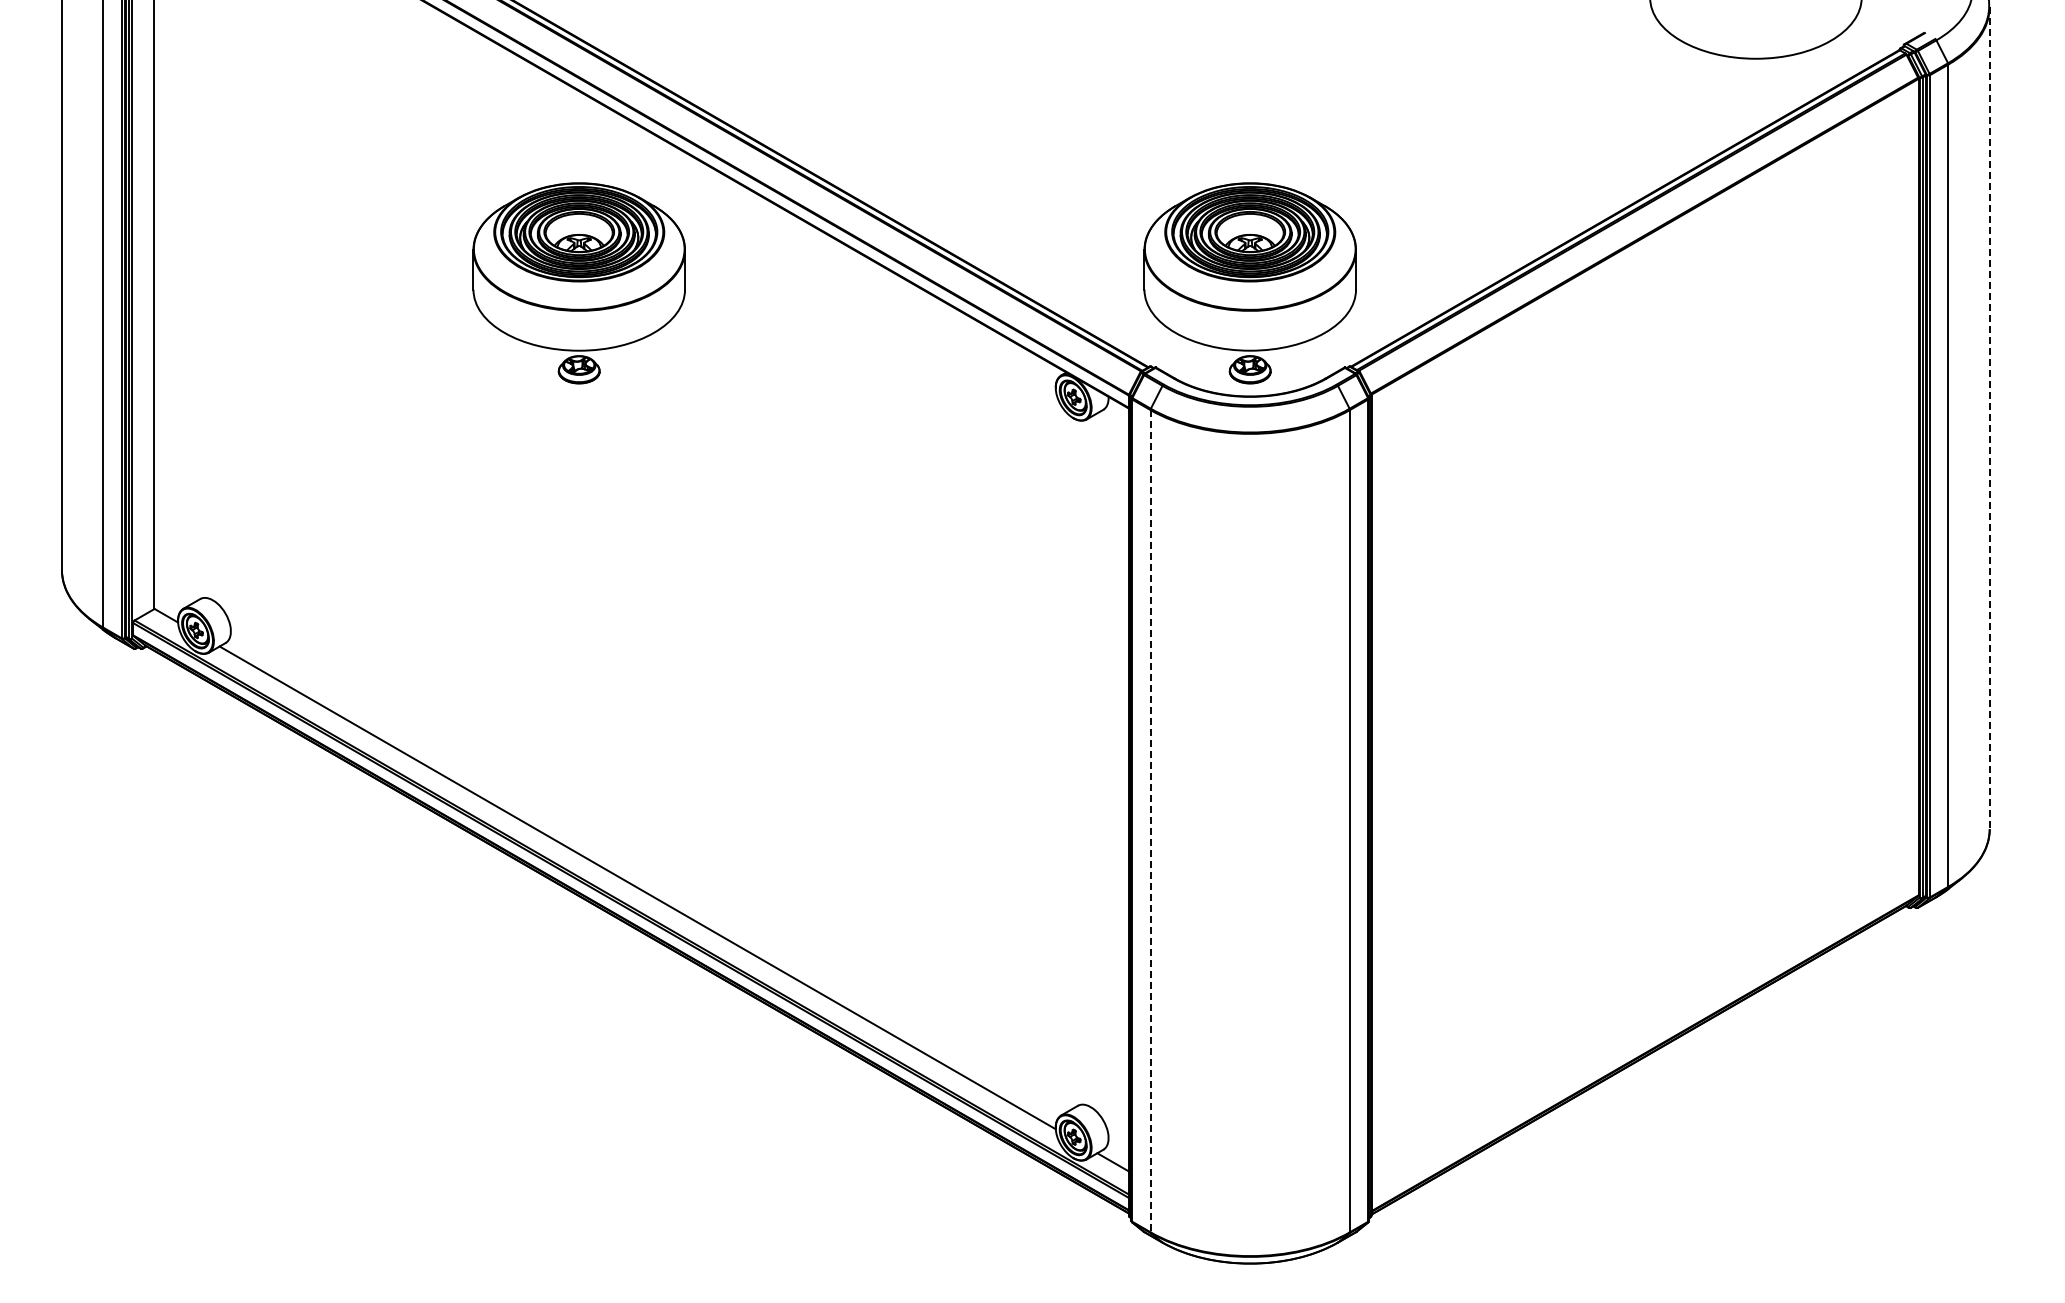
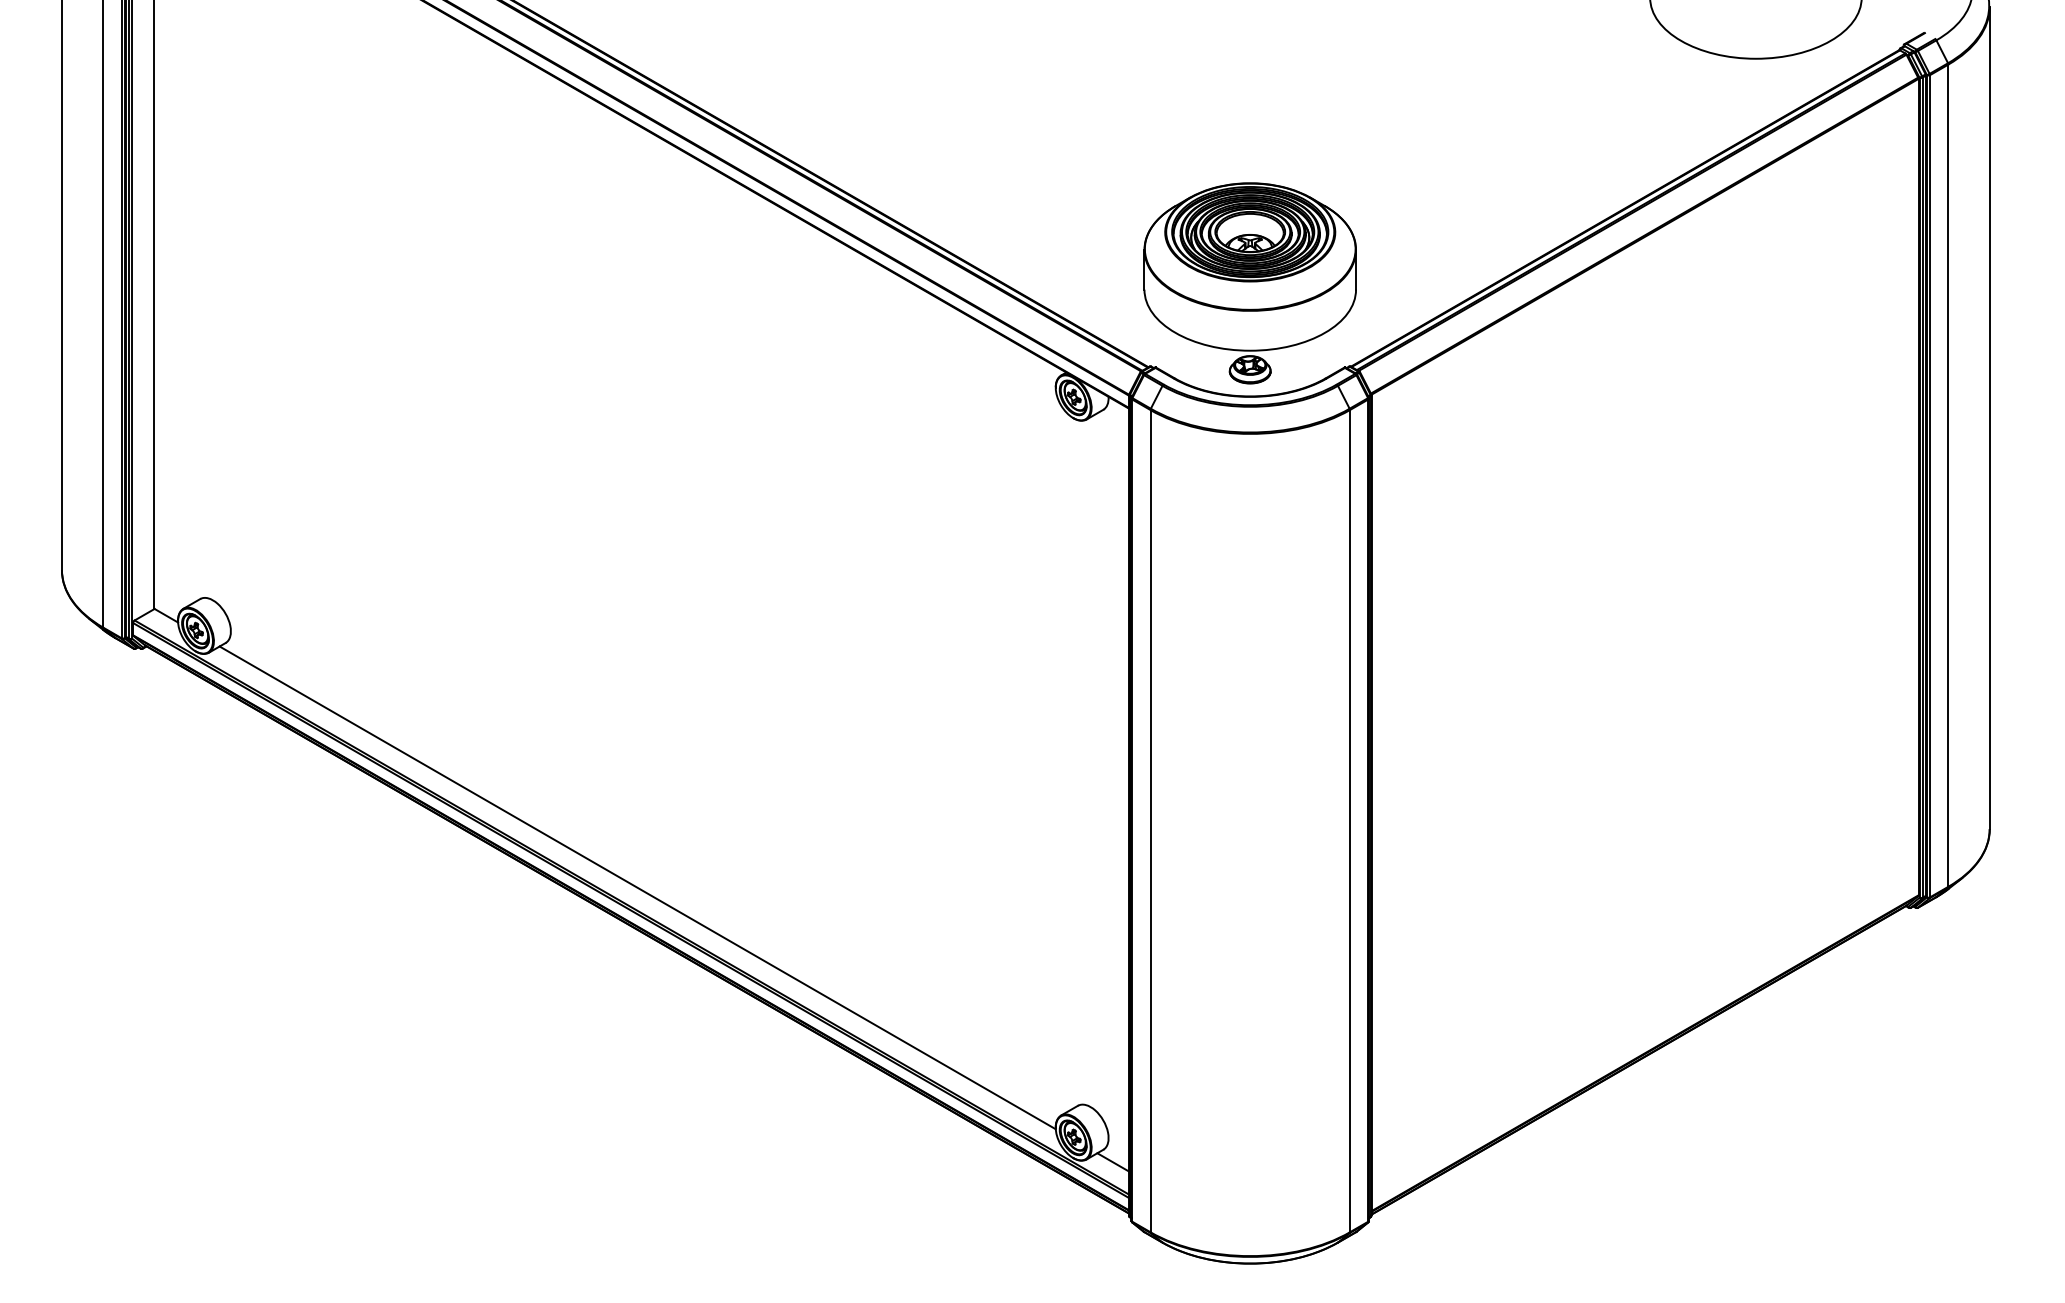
part: present -> none (578, 283)
line: dashed -> solid (1989, 418)
line: dashed -> solid (1150, 821)
